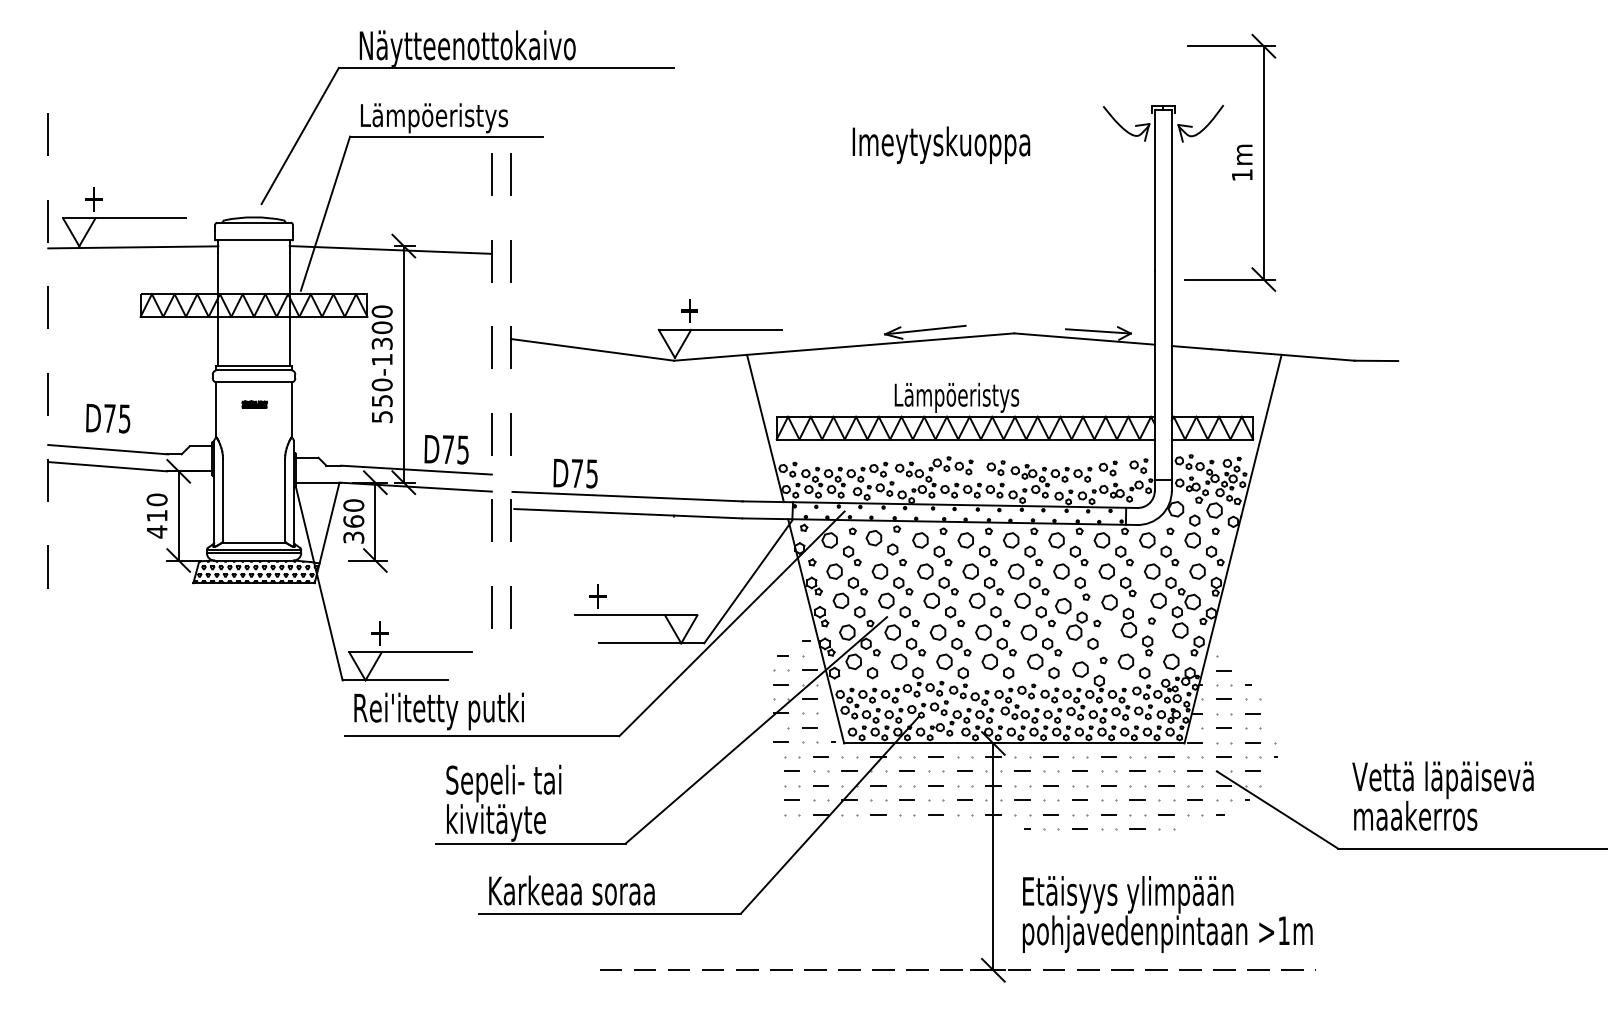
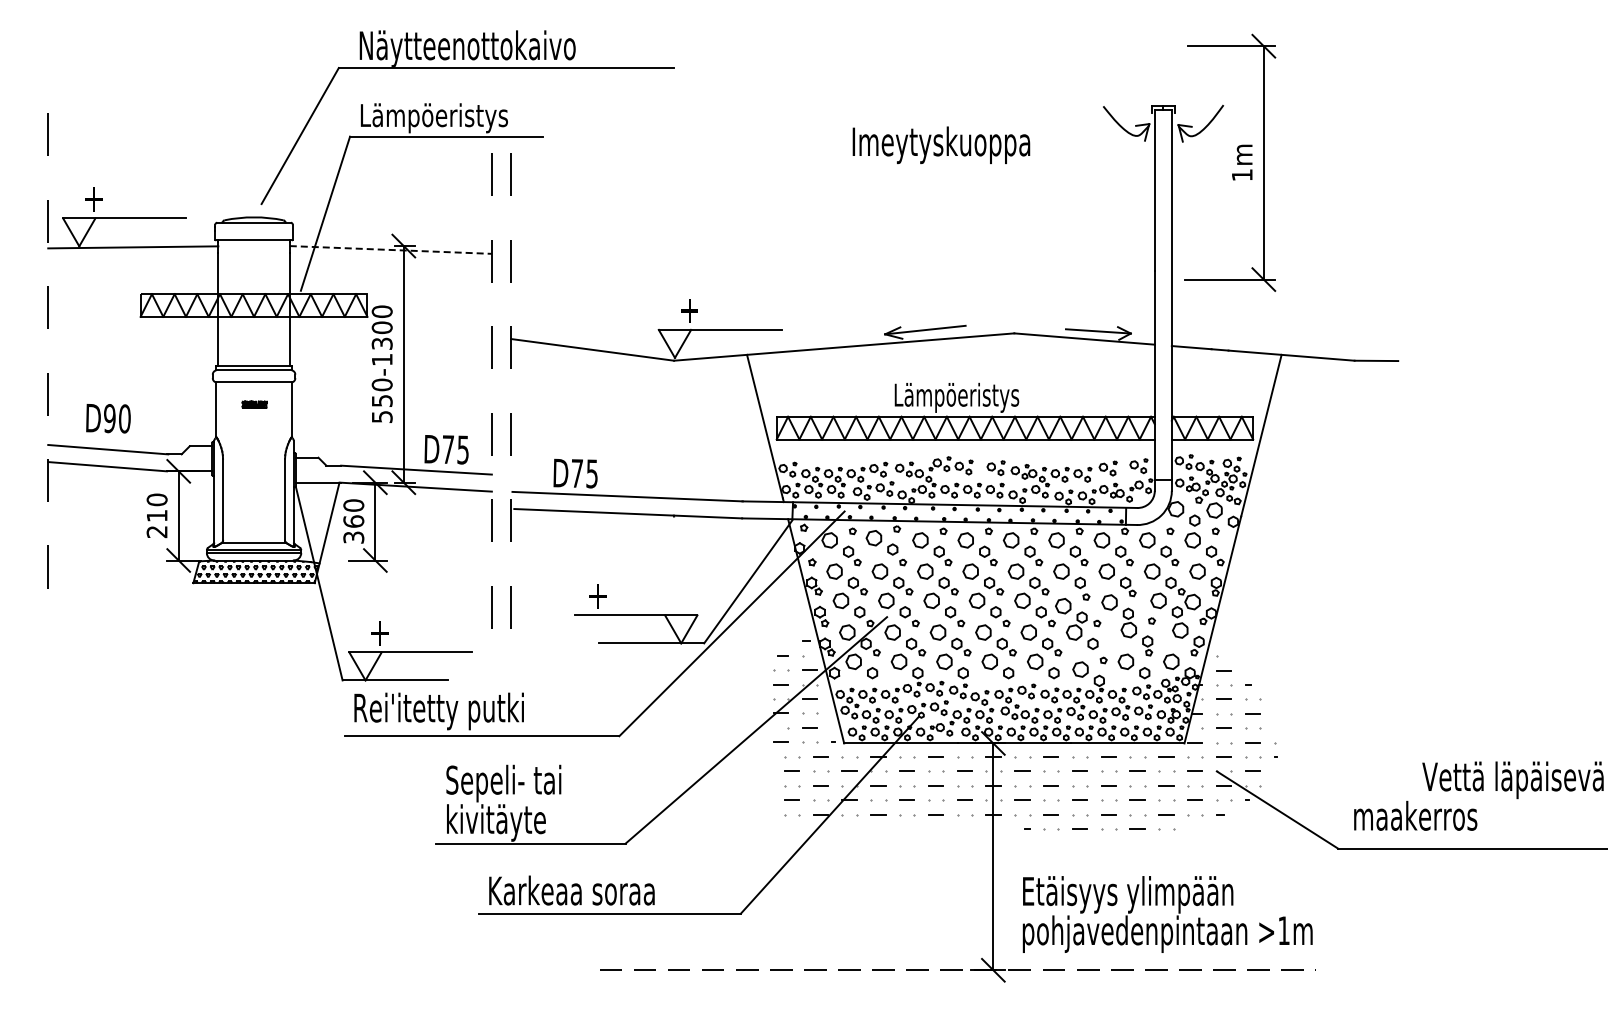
line: solid -> dashed (391, 249)
text: D75 -> D90 (117, 418)
text: 410 -> 210 (156, 531)
text position: (1442, 780) -> (1512, 780) (1512, 780)
